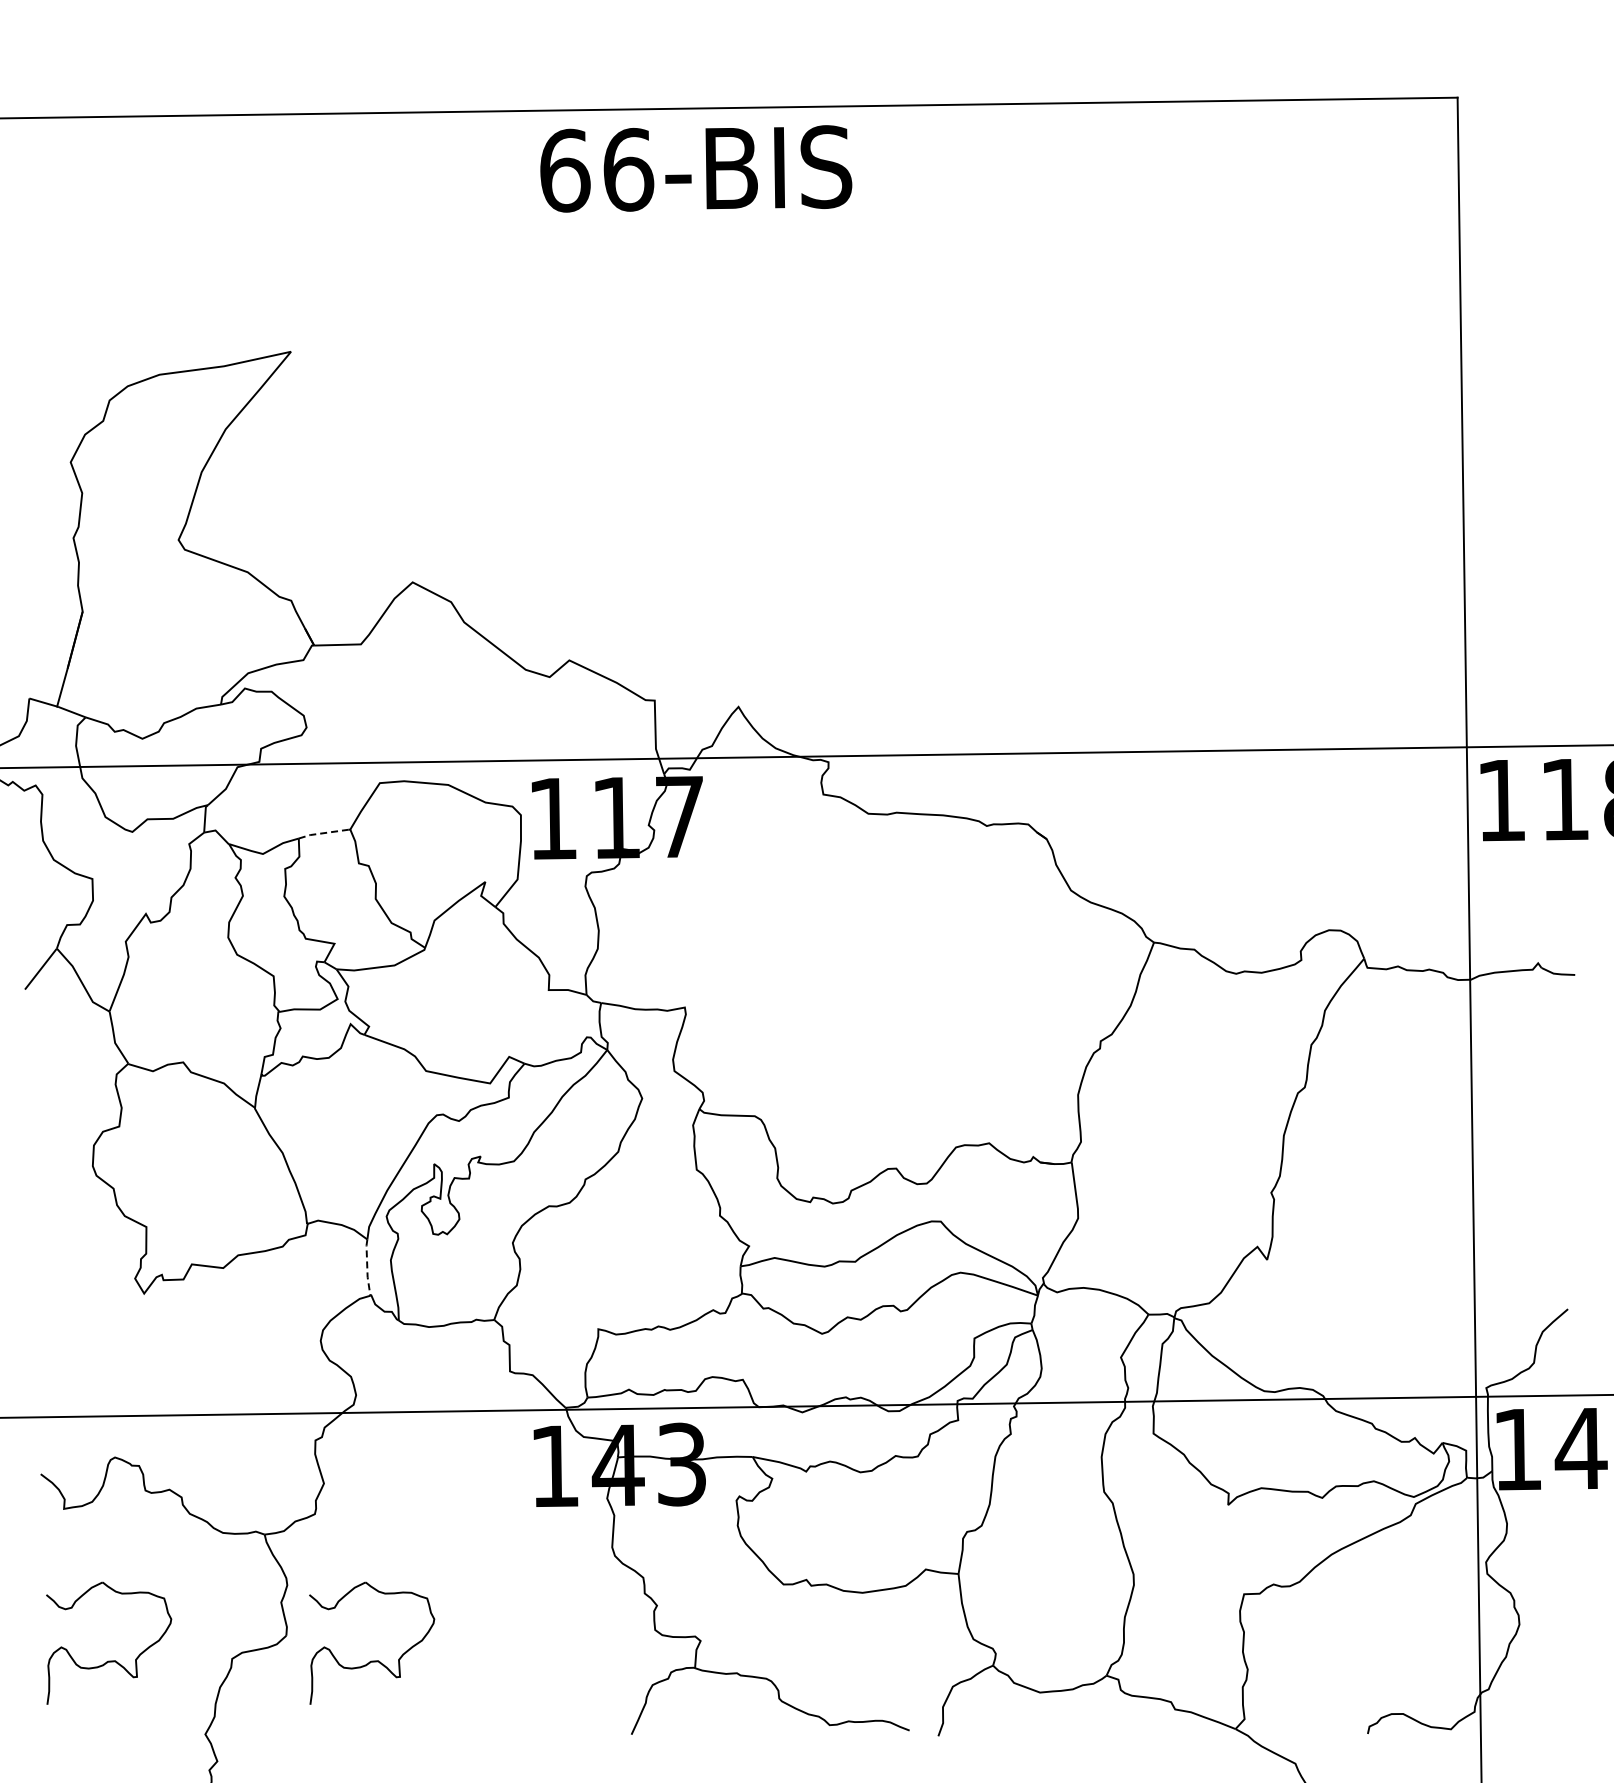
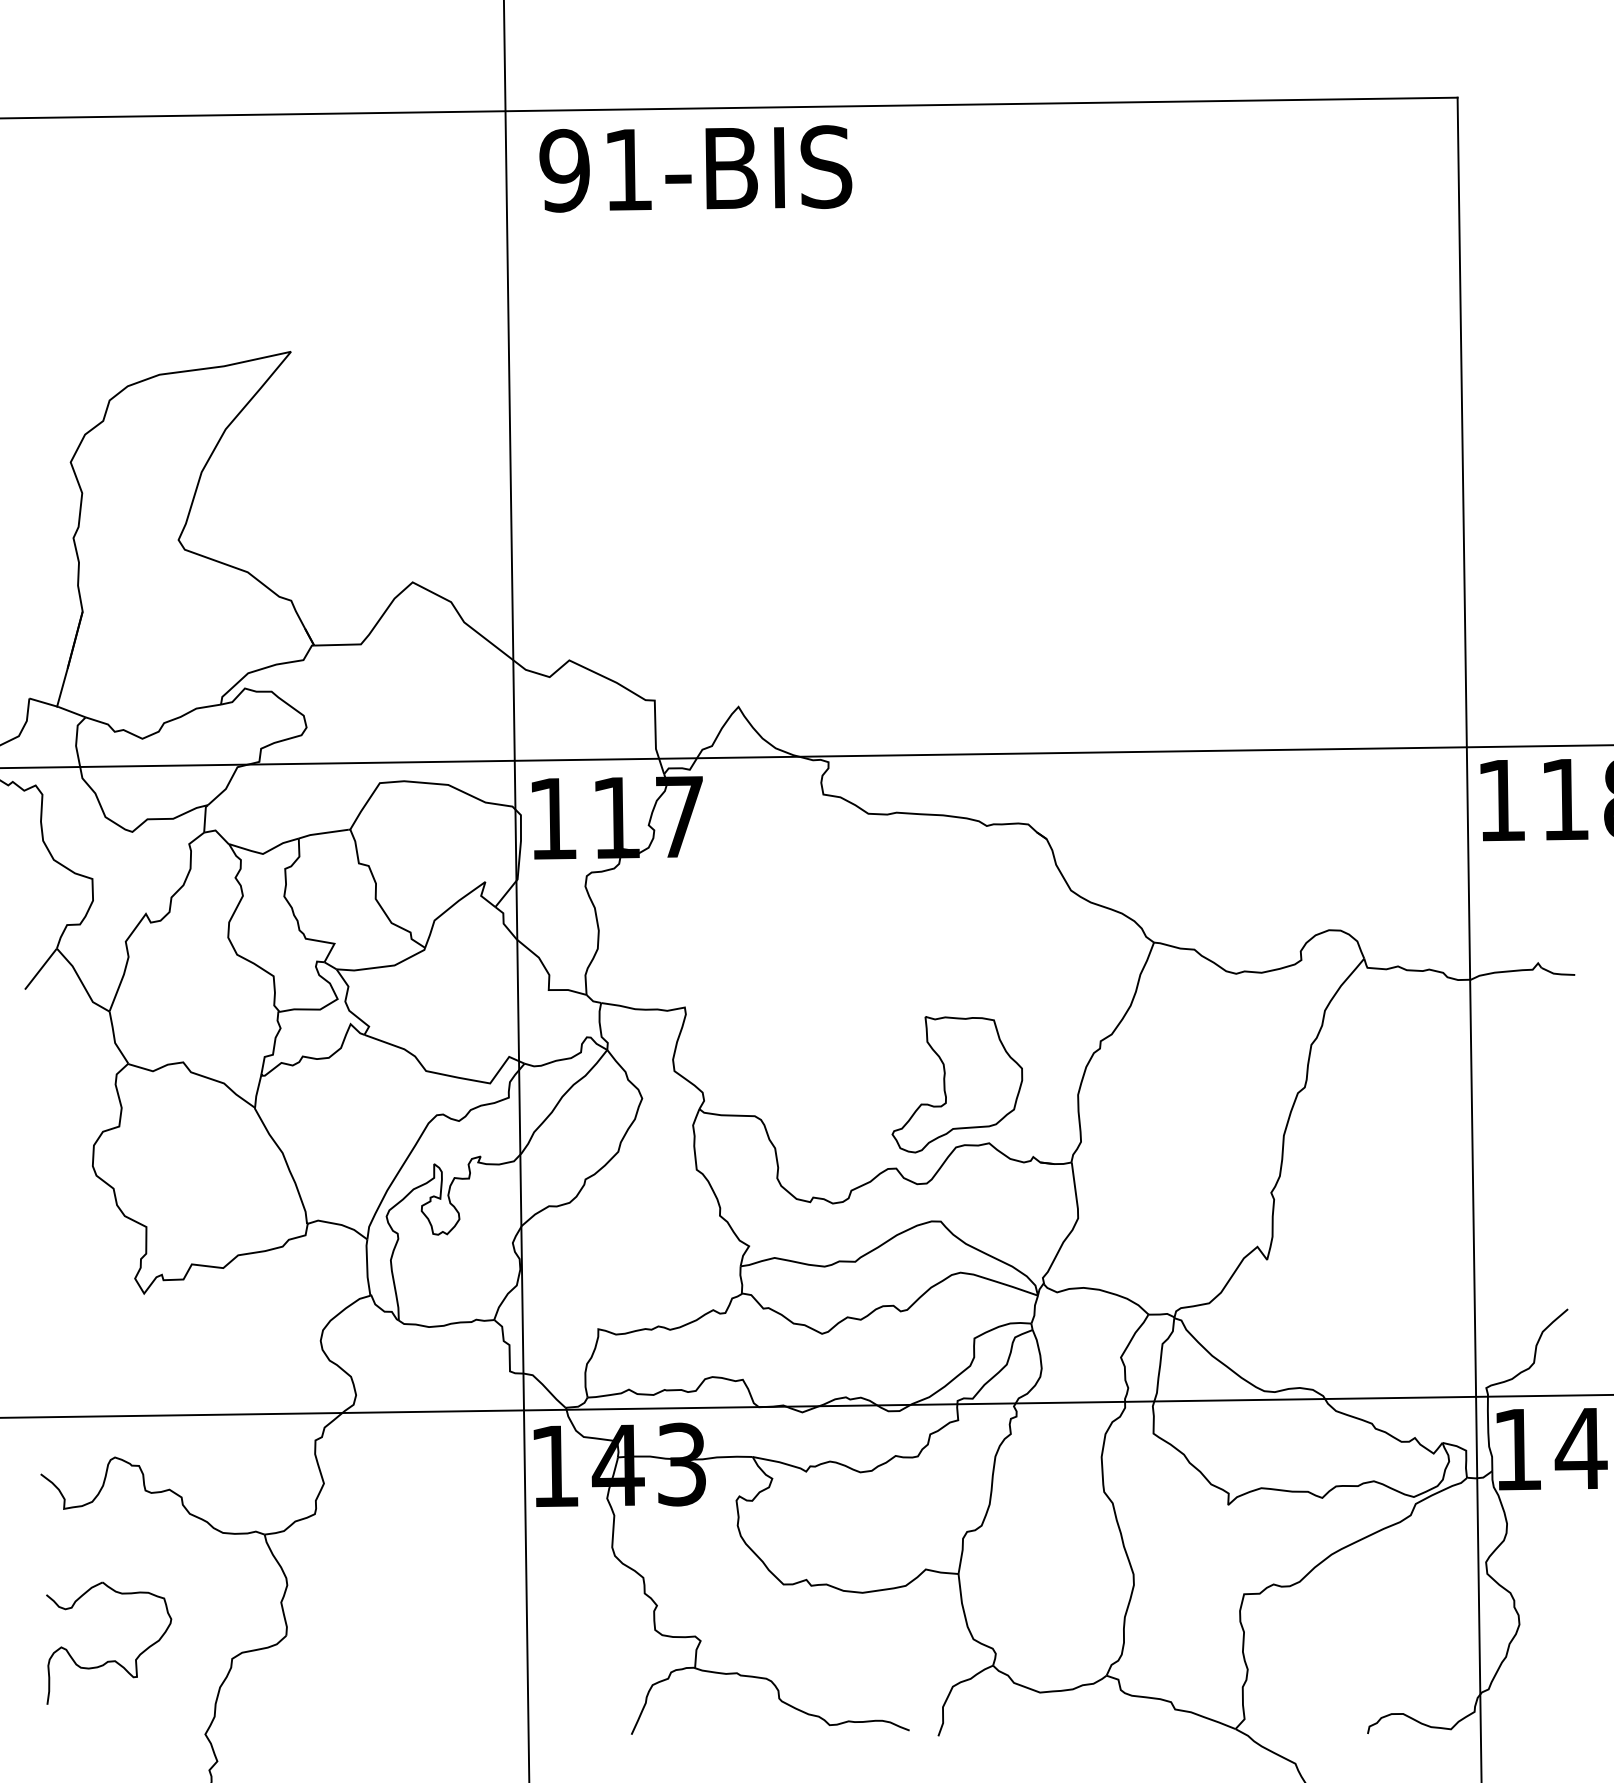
text: 66-BIS -> 91-BIS (596, 169)
line: dashed -> solid (323, 833)
line: none -> present (516, 890)
part: none -> present (957, 1084)
line: dashed -> solid (367, 1267)
part: present -> none (372, 1660)
